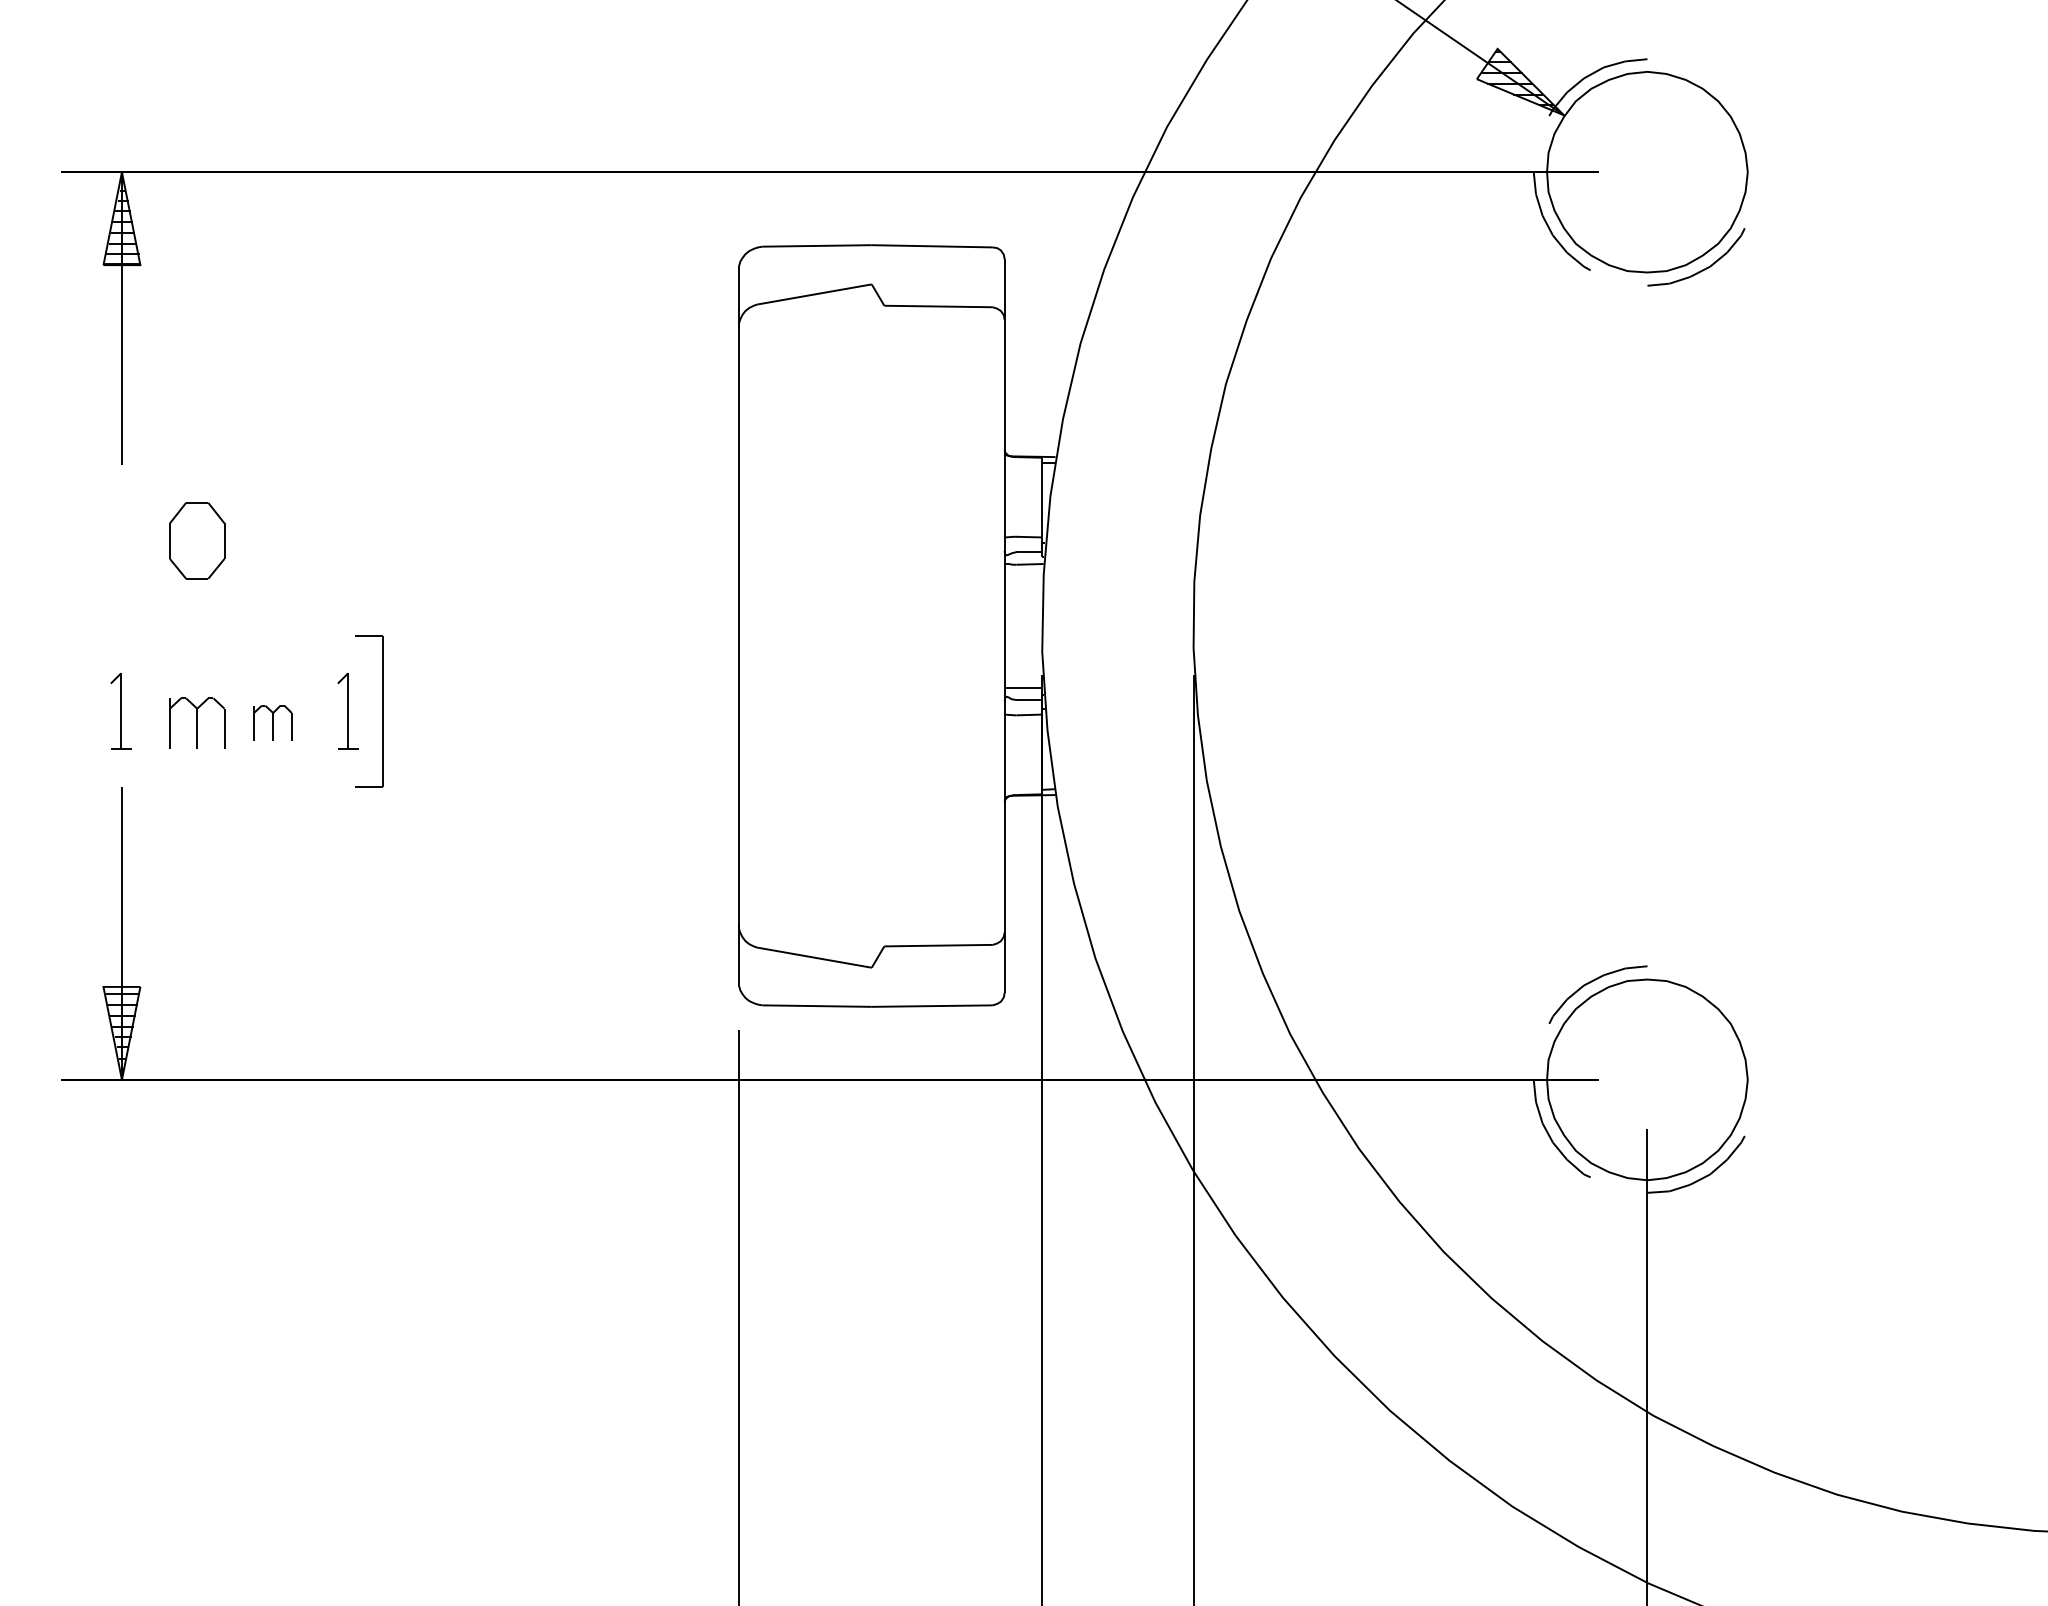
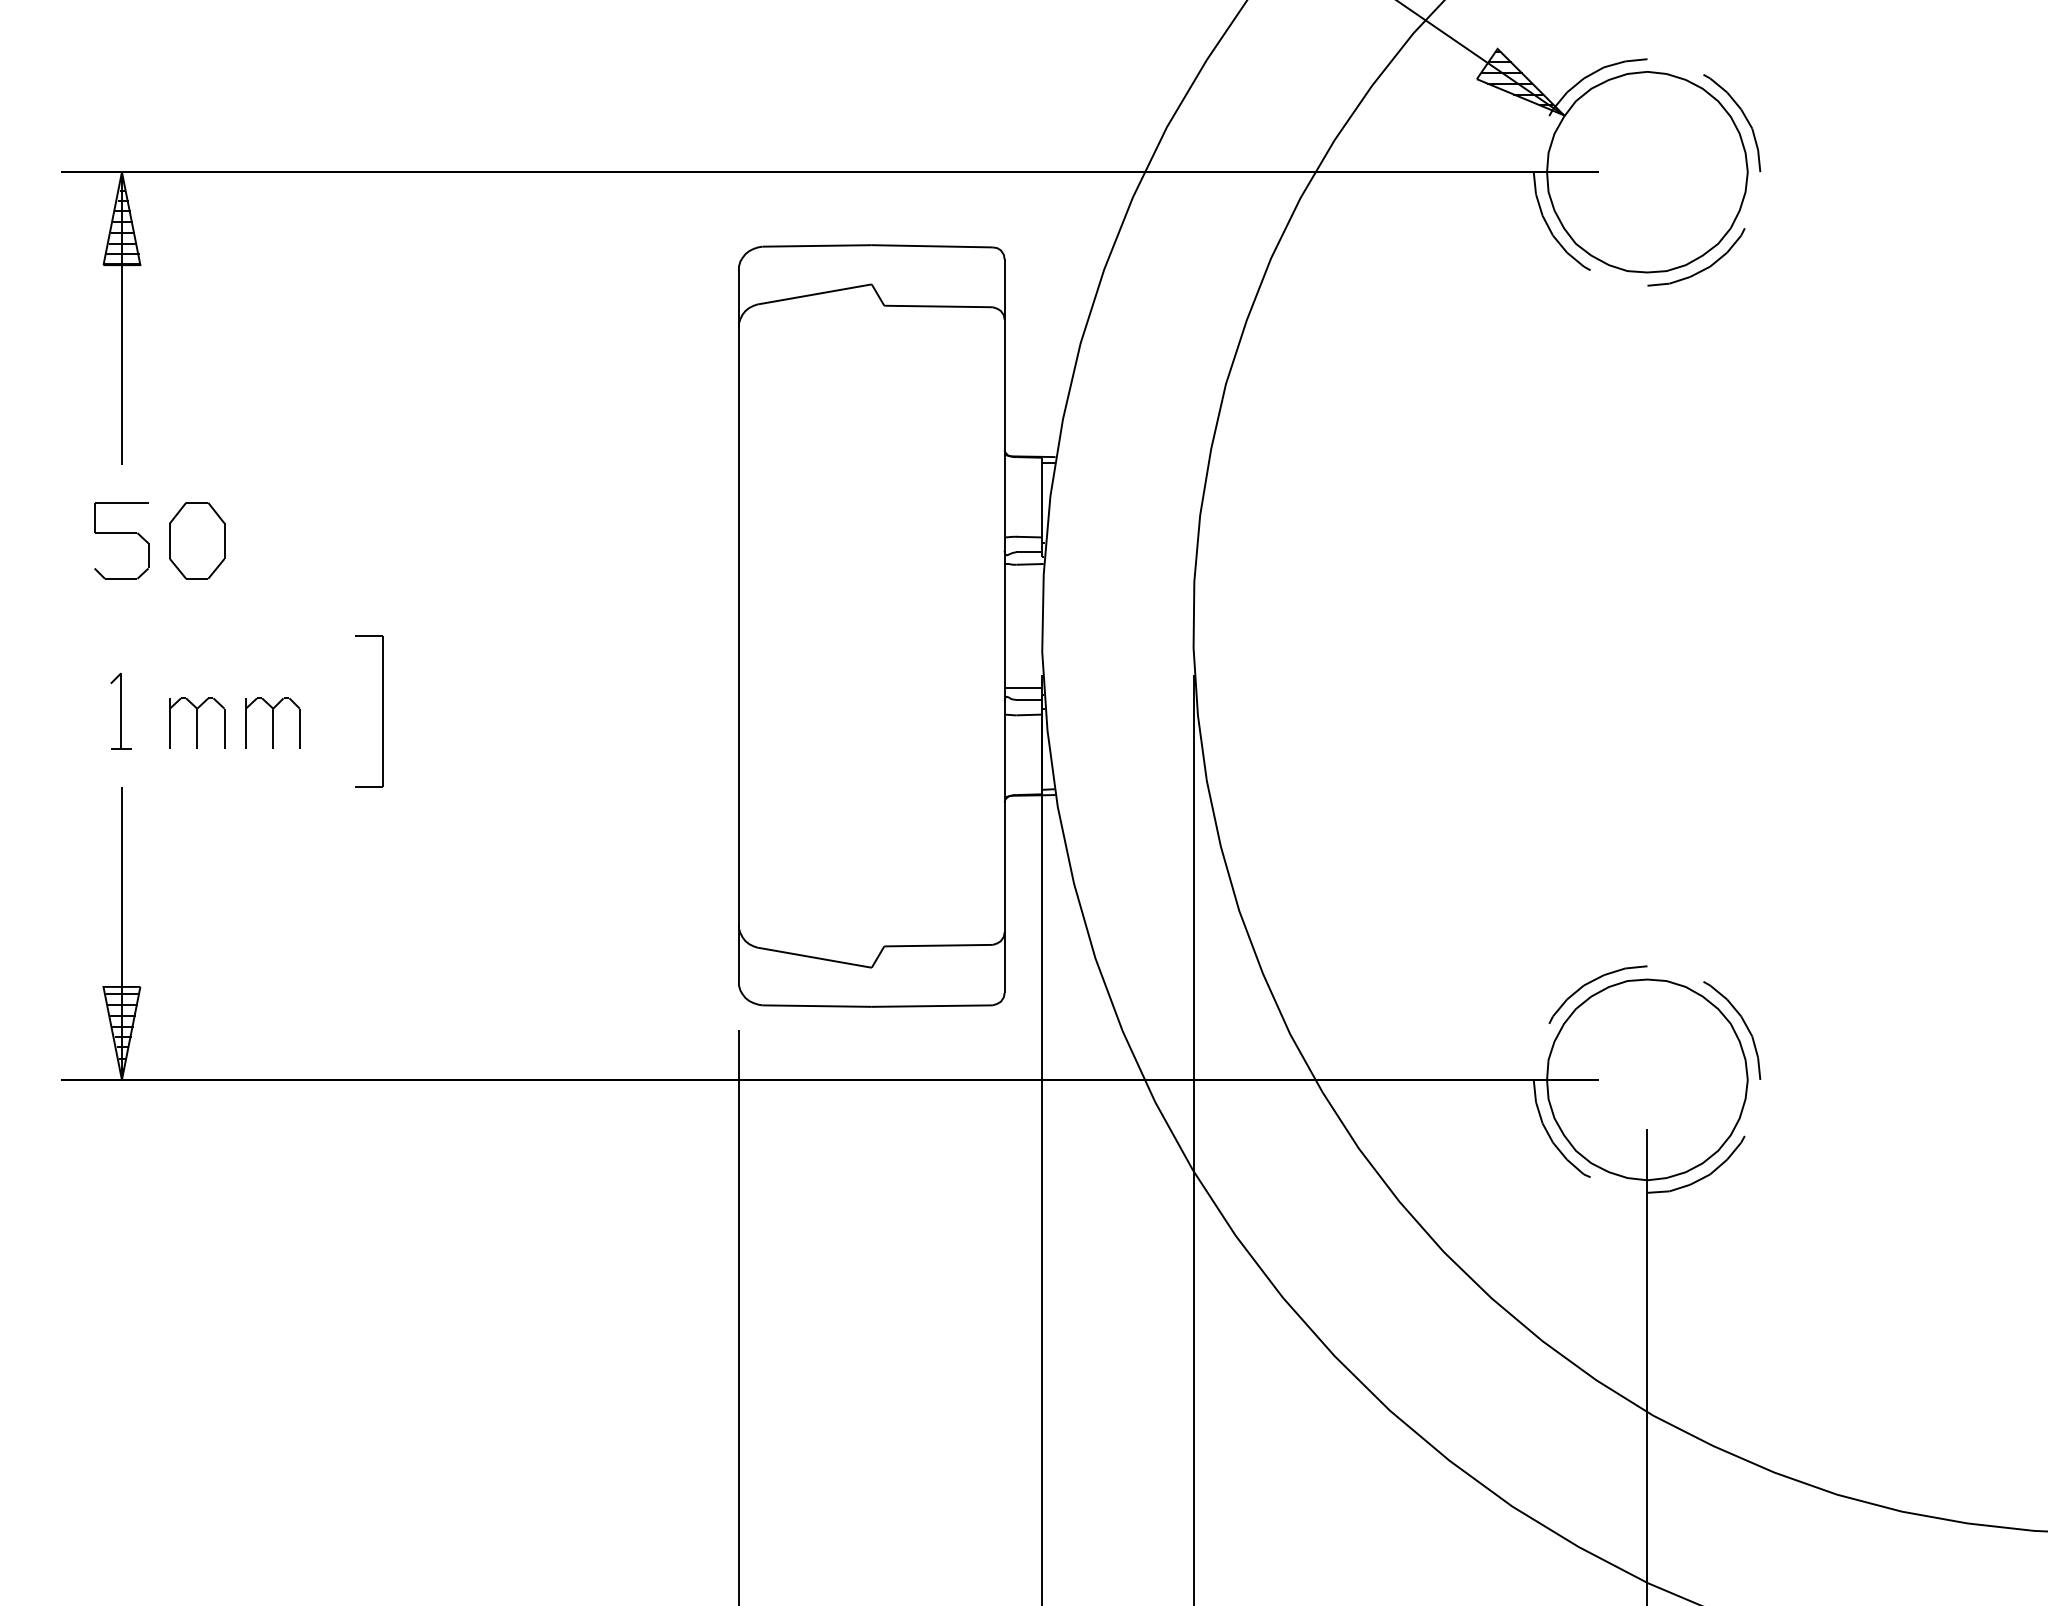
part: none -> present (1744, 117)
part: none -> present (121, 533)
part: present -> none (347, 710)
part size: 40x36 px -> 56x52 px (272, 722)
part: none -> present (1744, 1024)
